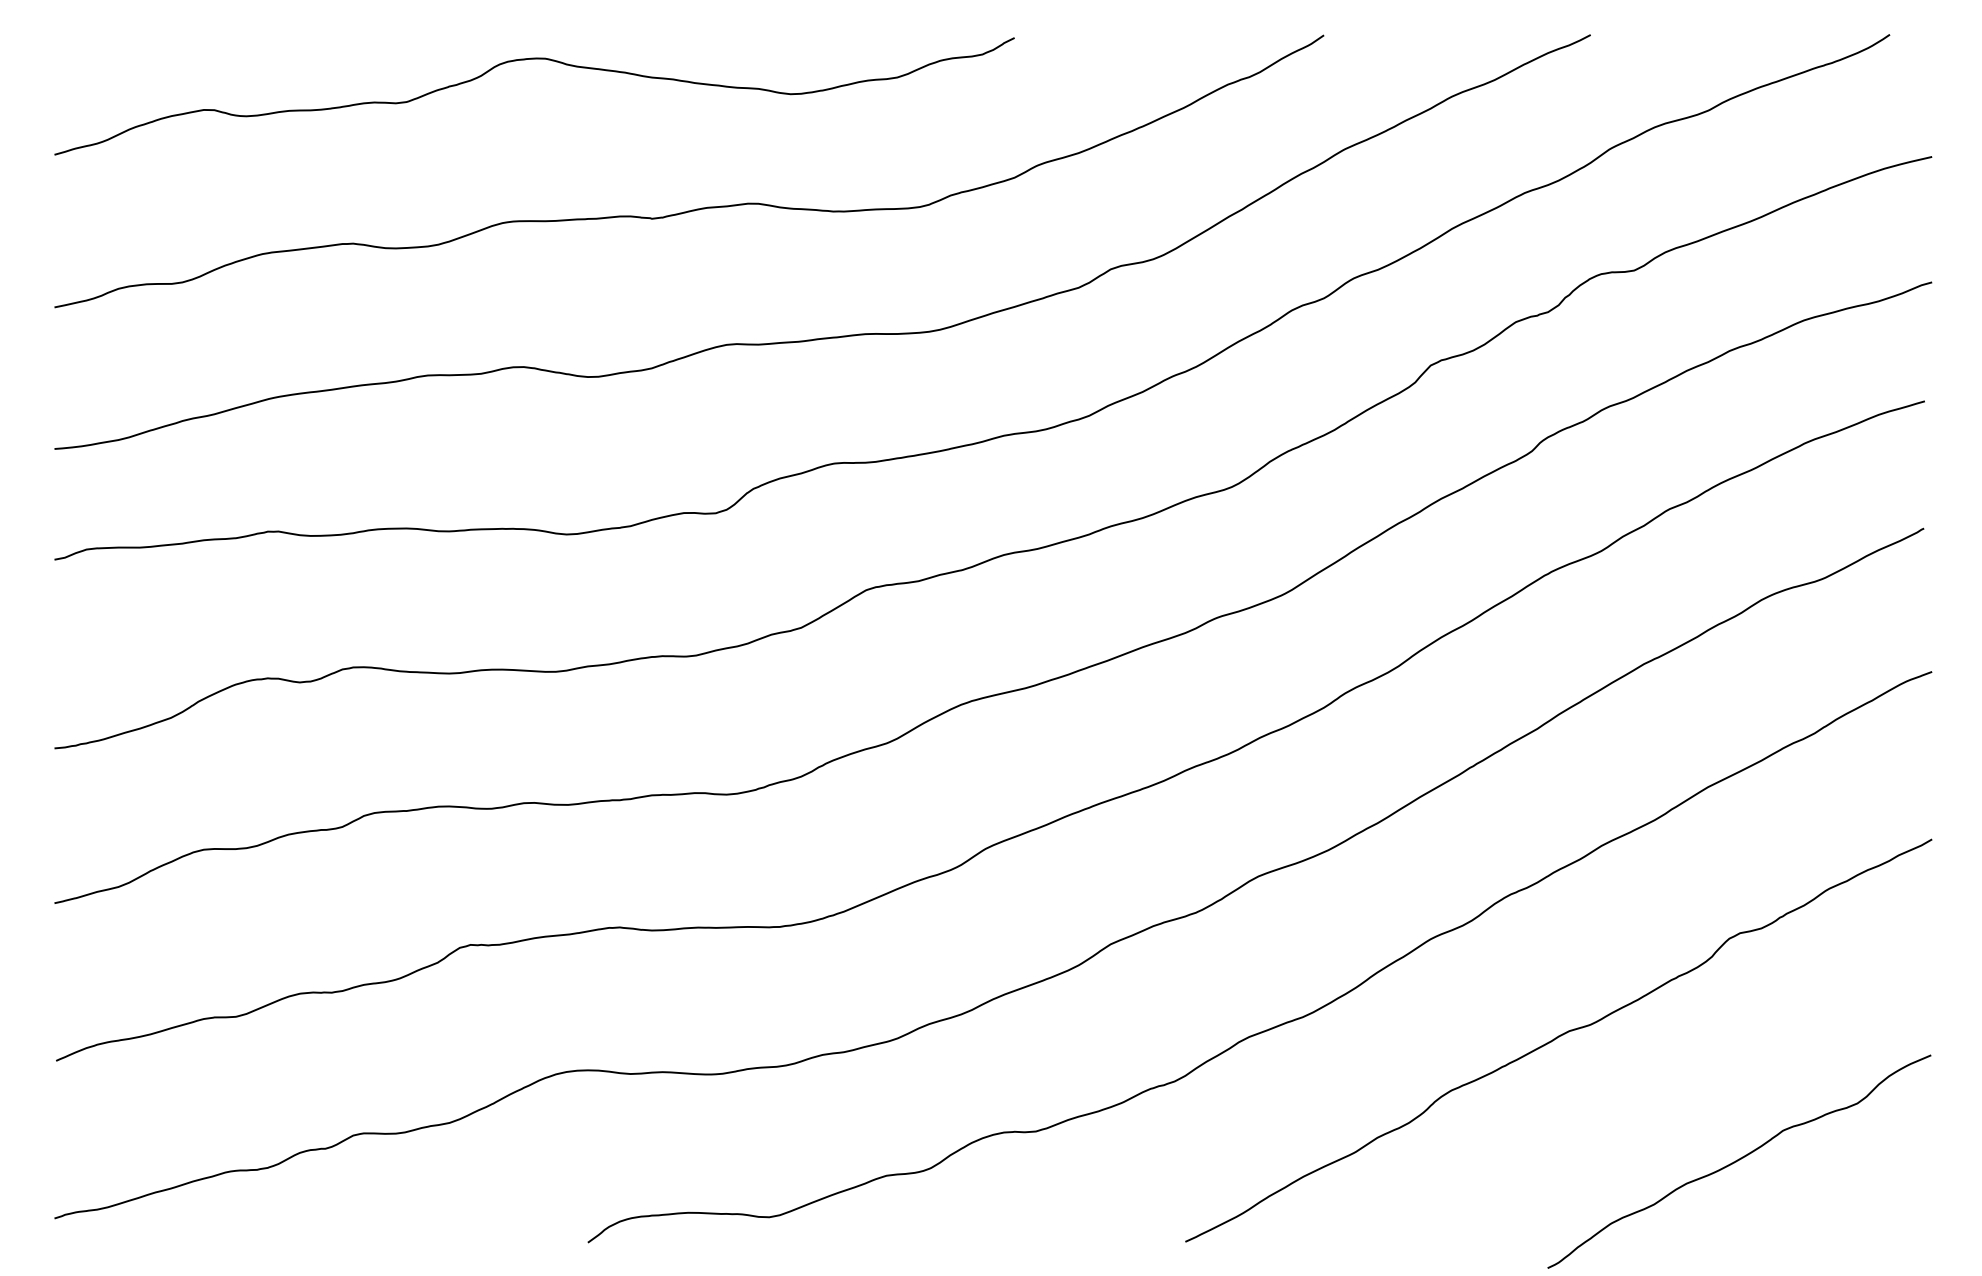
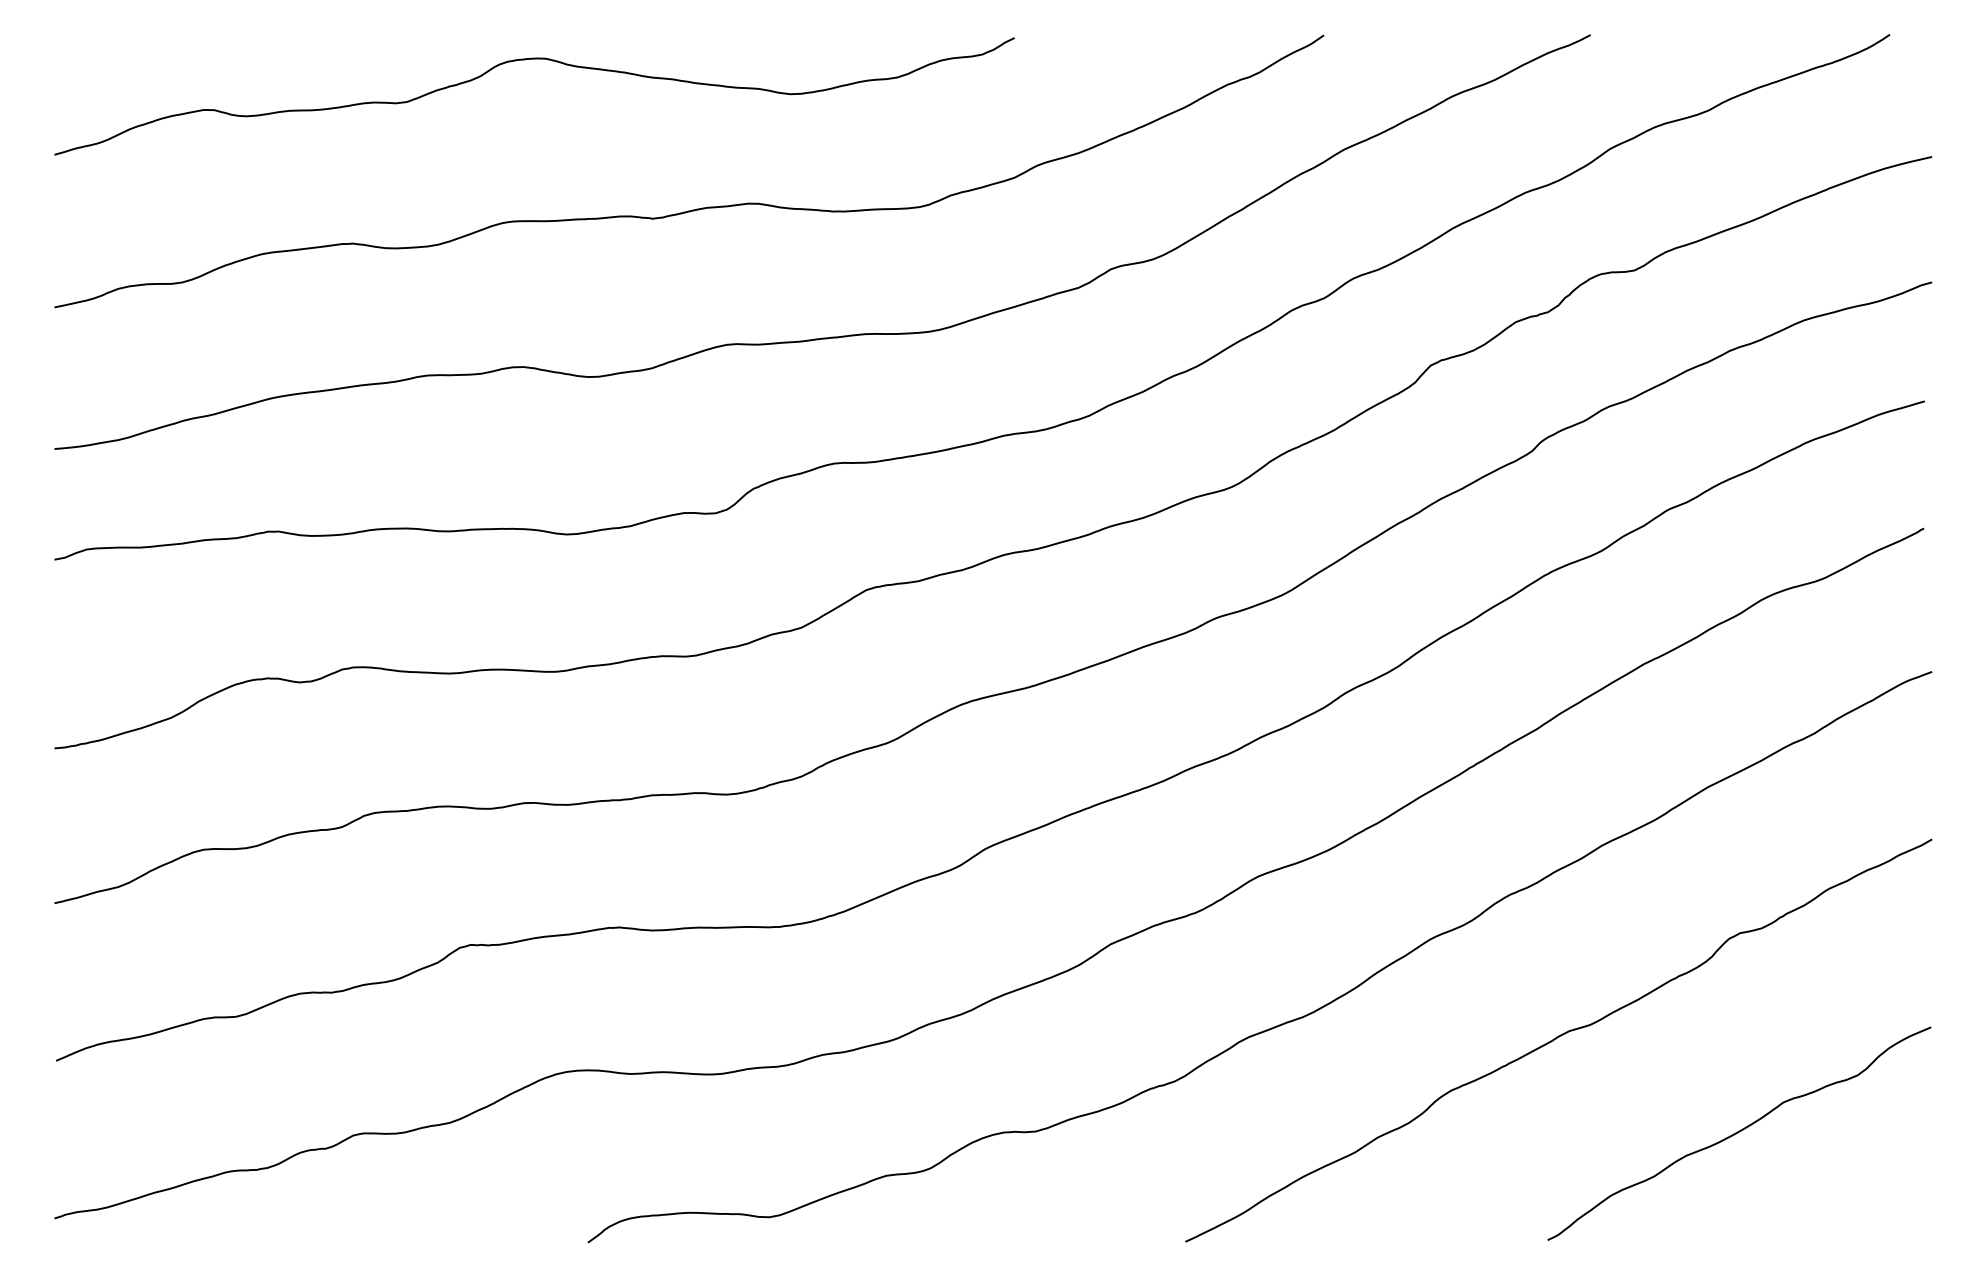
curve position: (1739, 1160) -> (1739, 1132) (1739, 1132)
